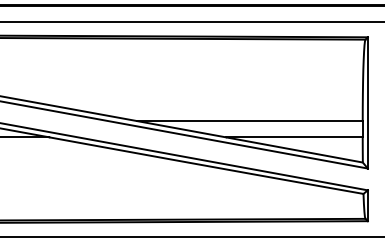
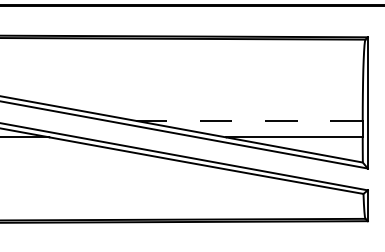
line: present -> none (191, 21)
line: solid -> dashed (250, 121)
line: present -> none (191, 236)
